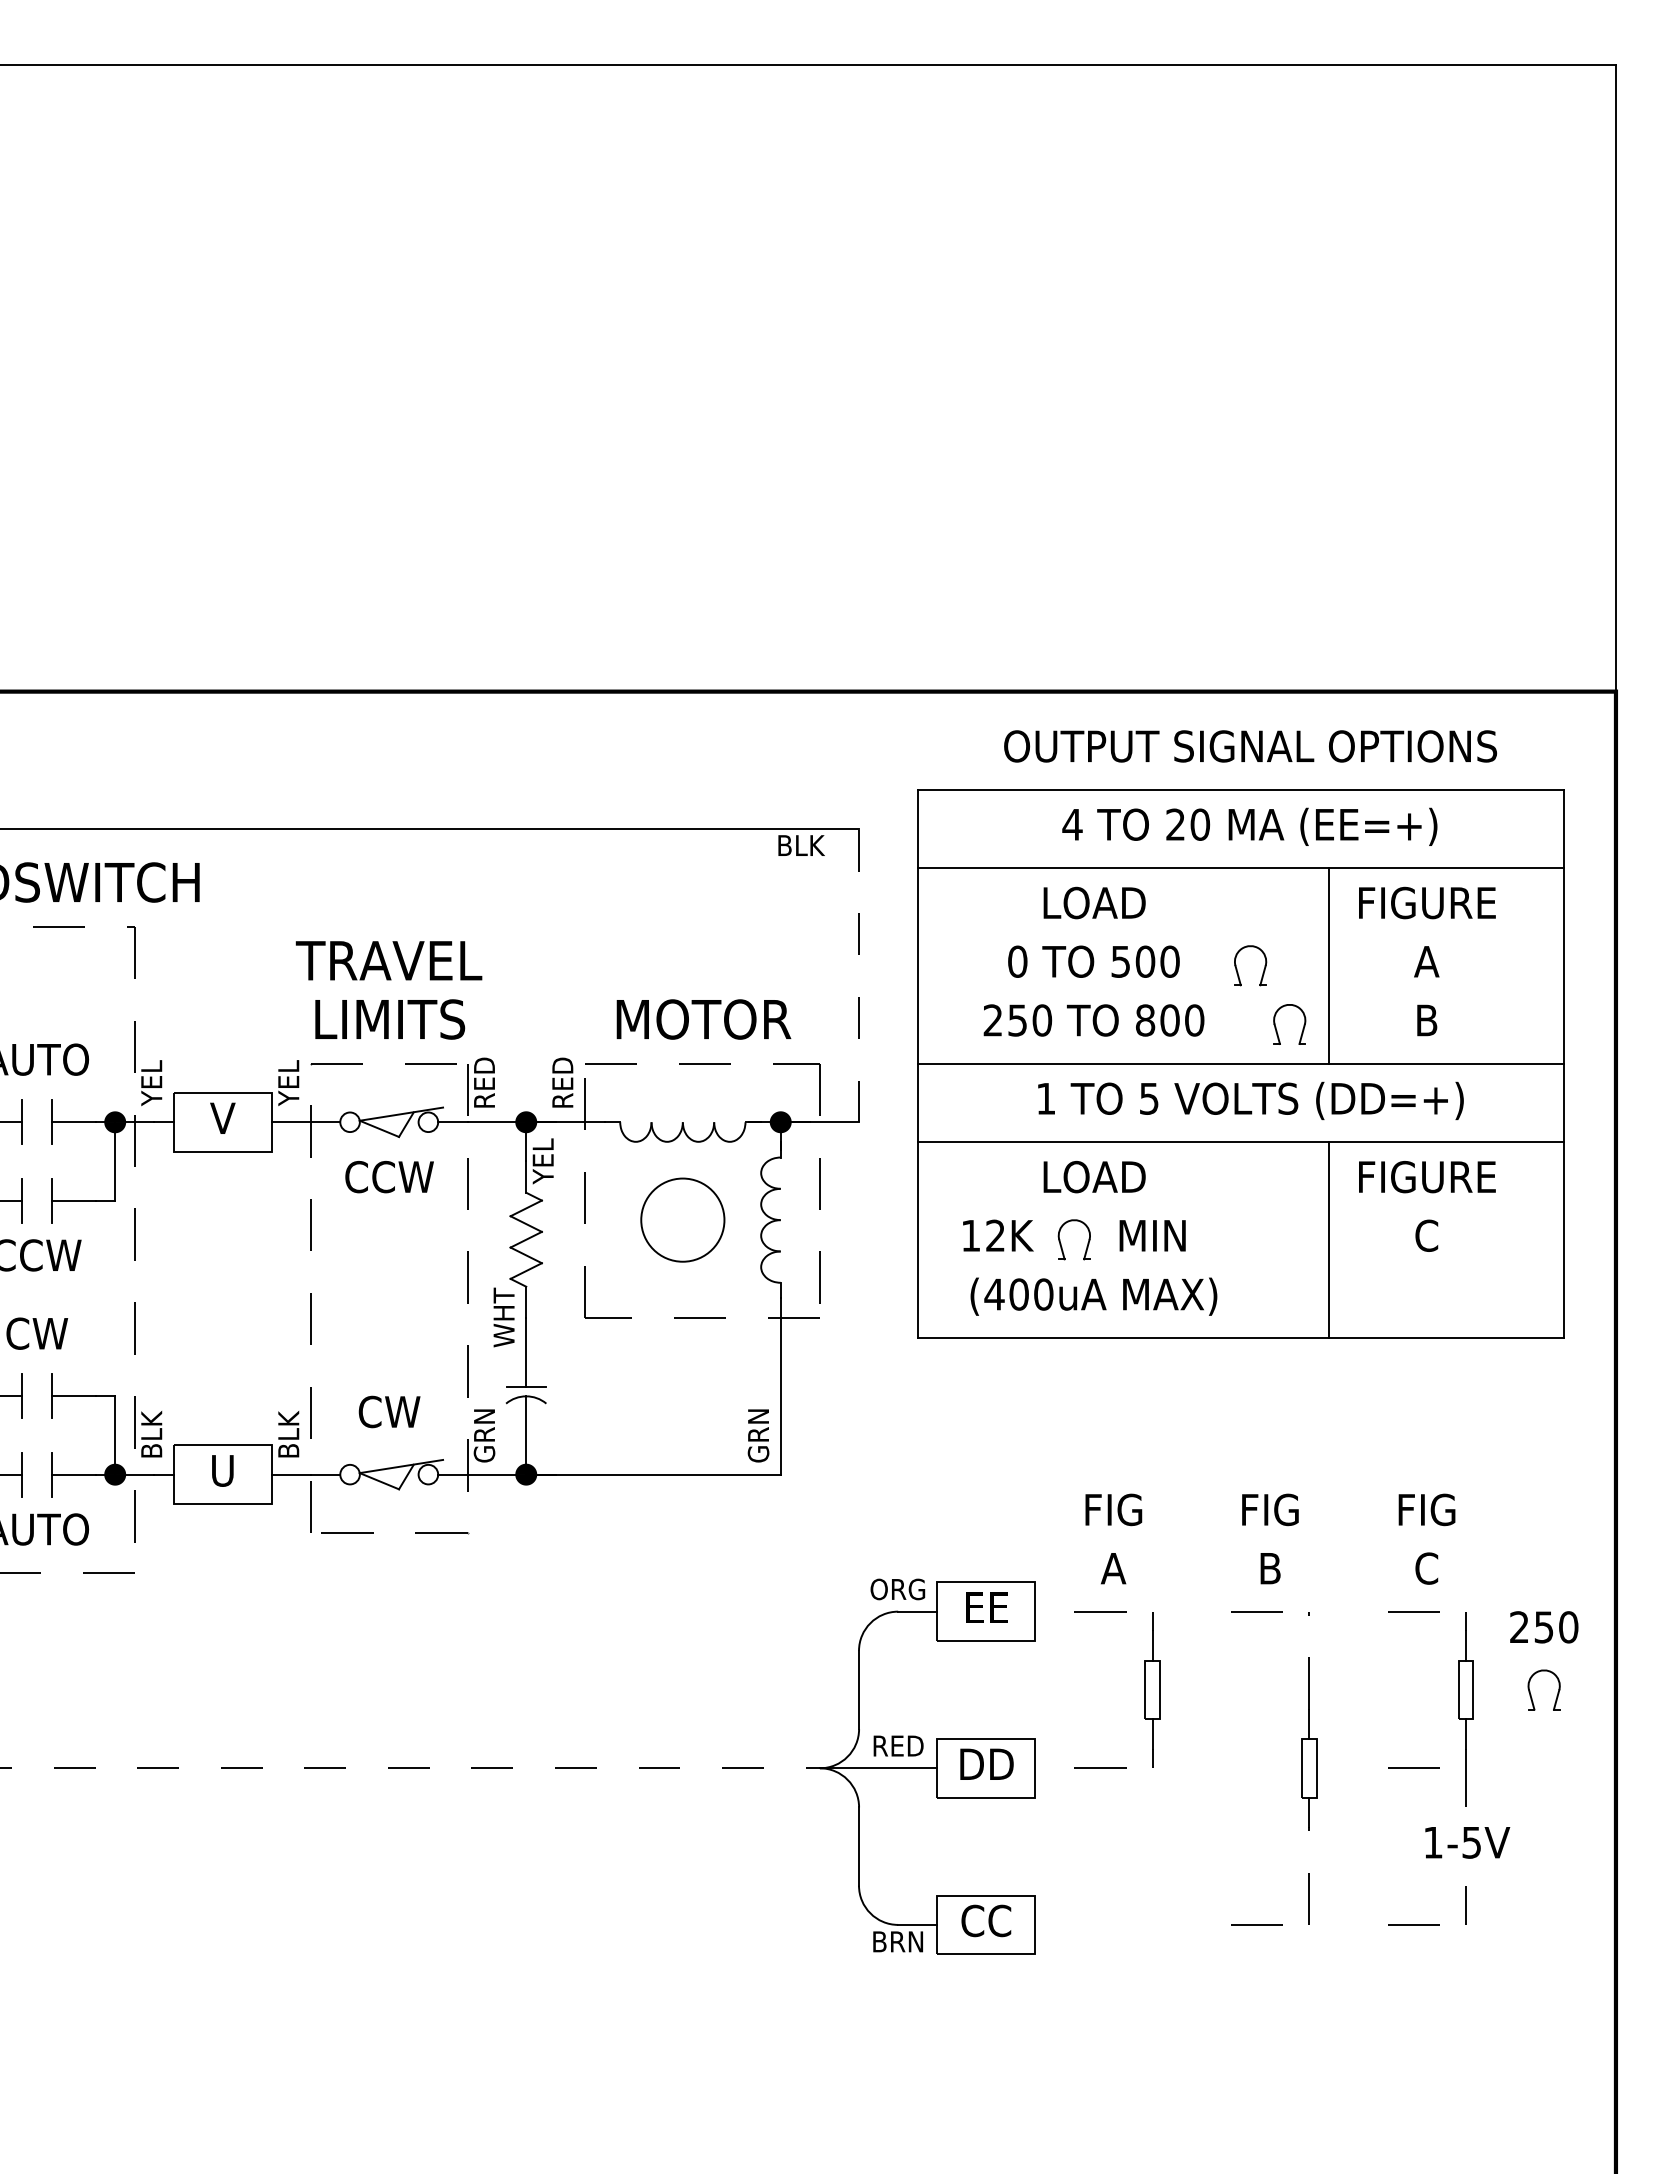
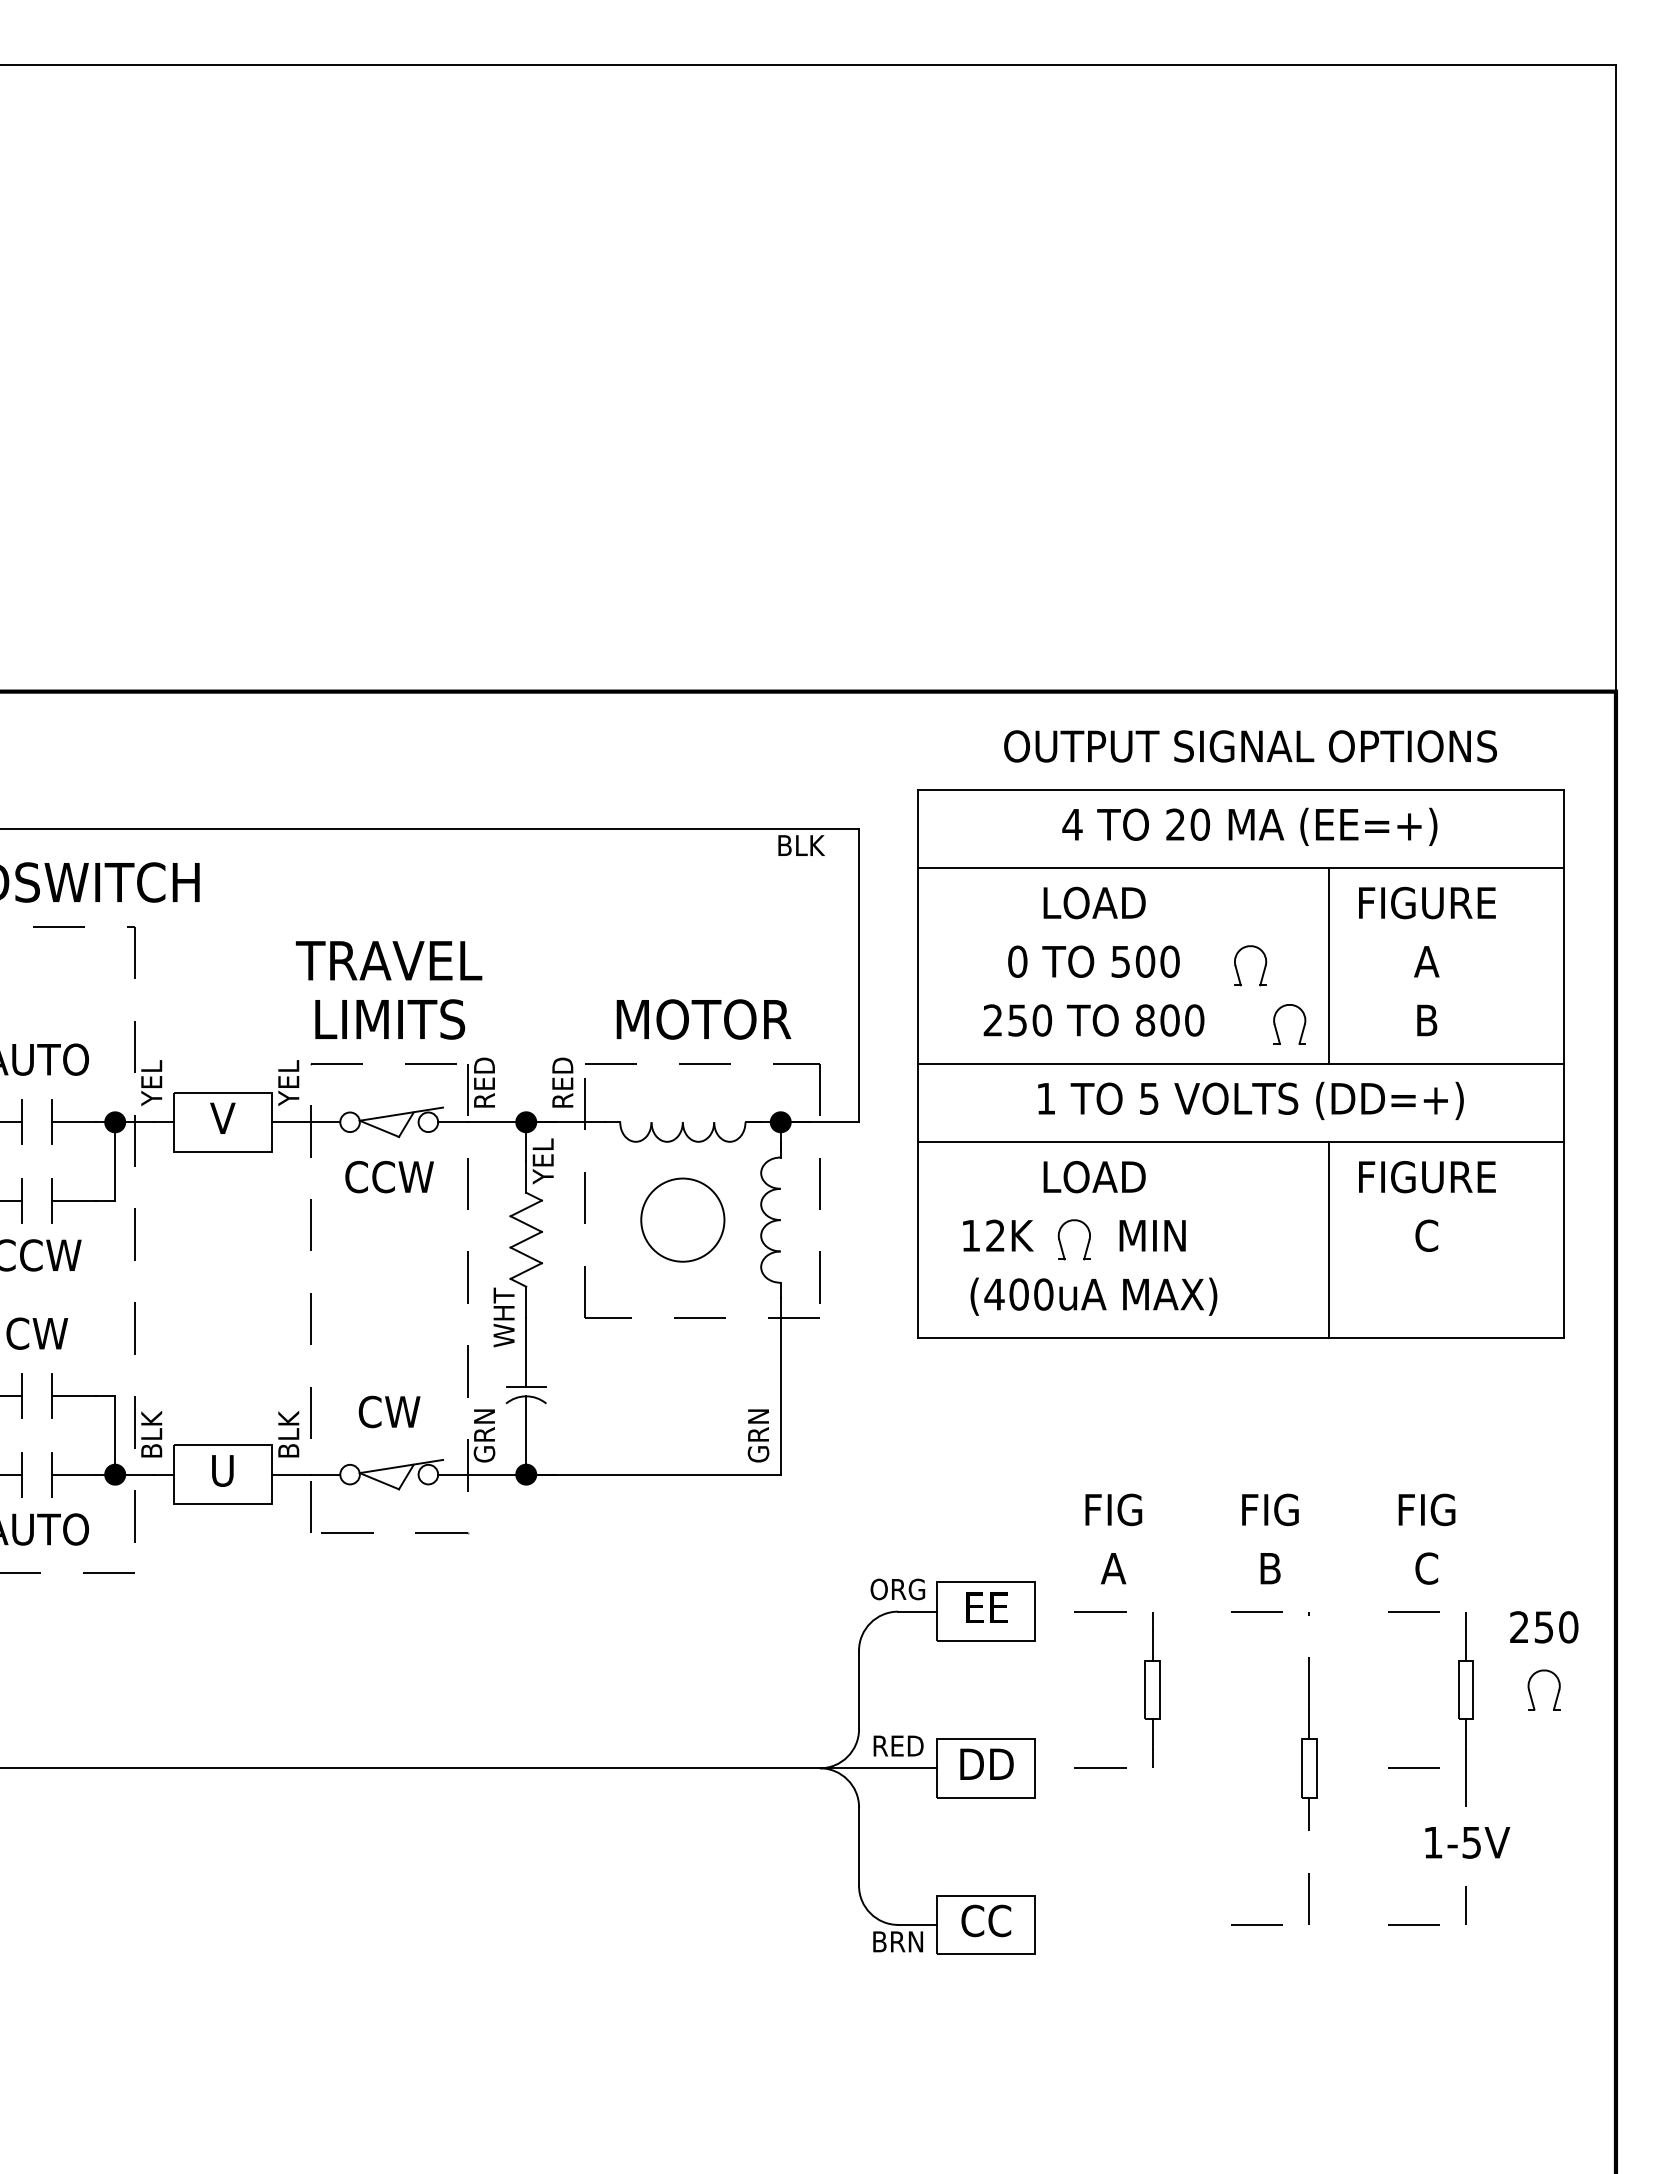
line: dashed -> solid (859, 975)
line: dashed -> solid (410, 1768)
